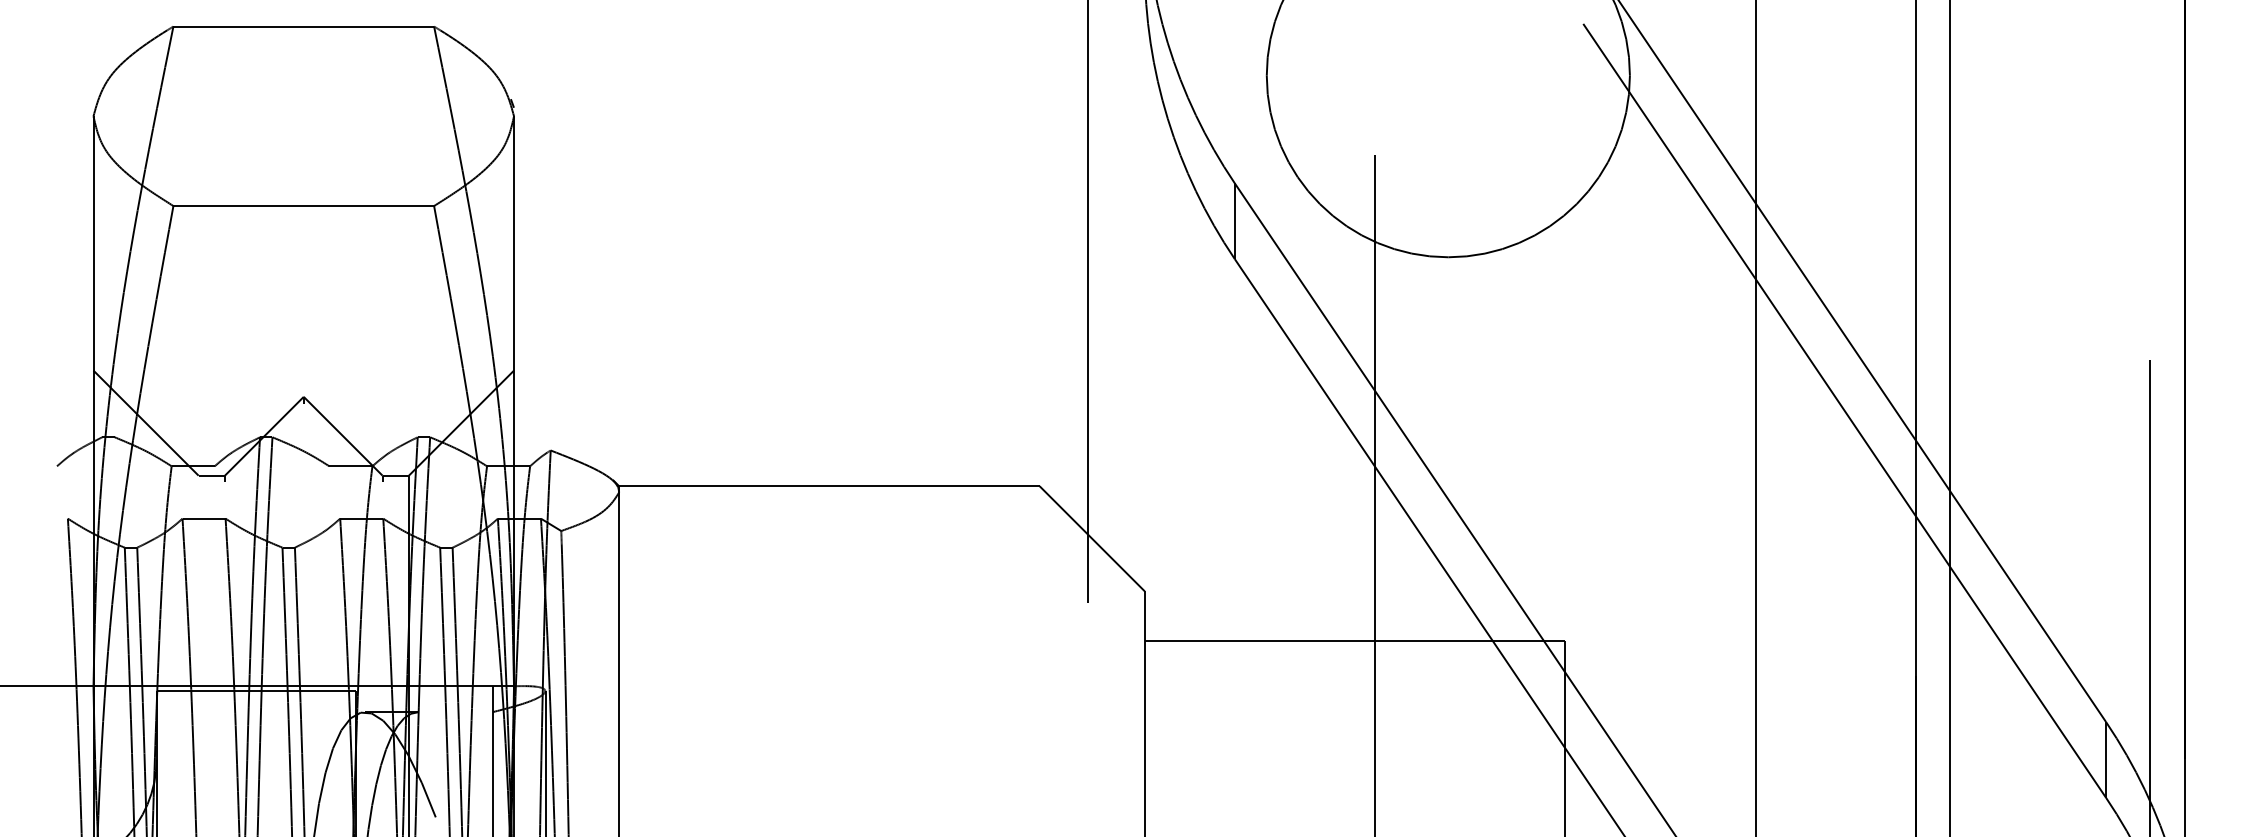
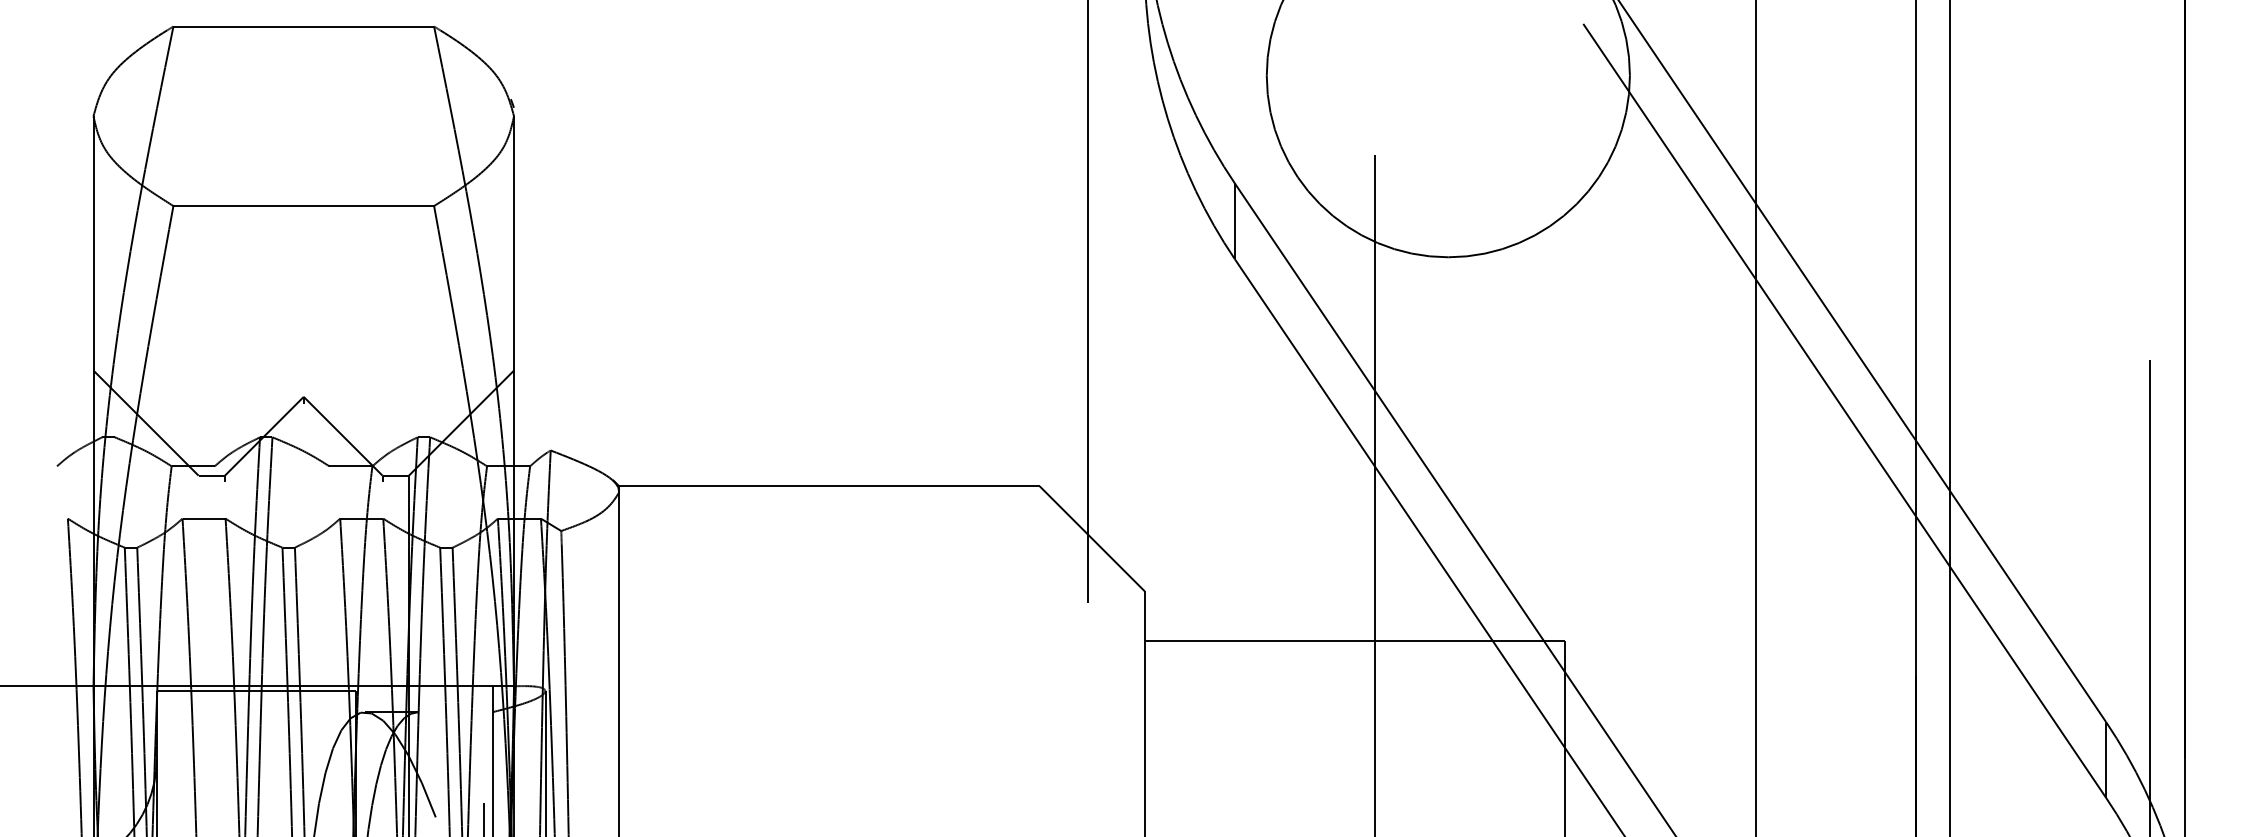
line: none -> present (483, 818)
